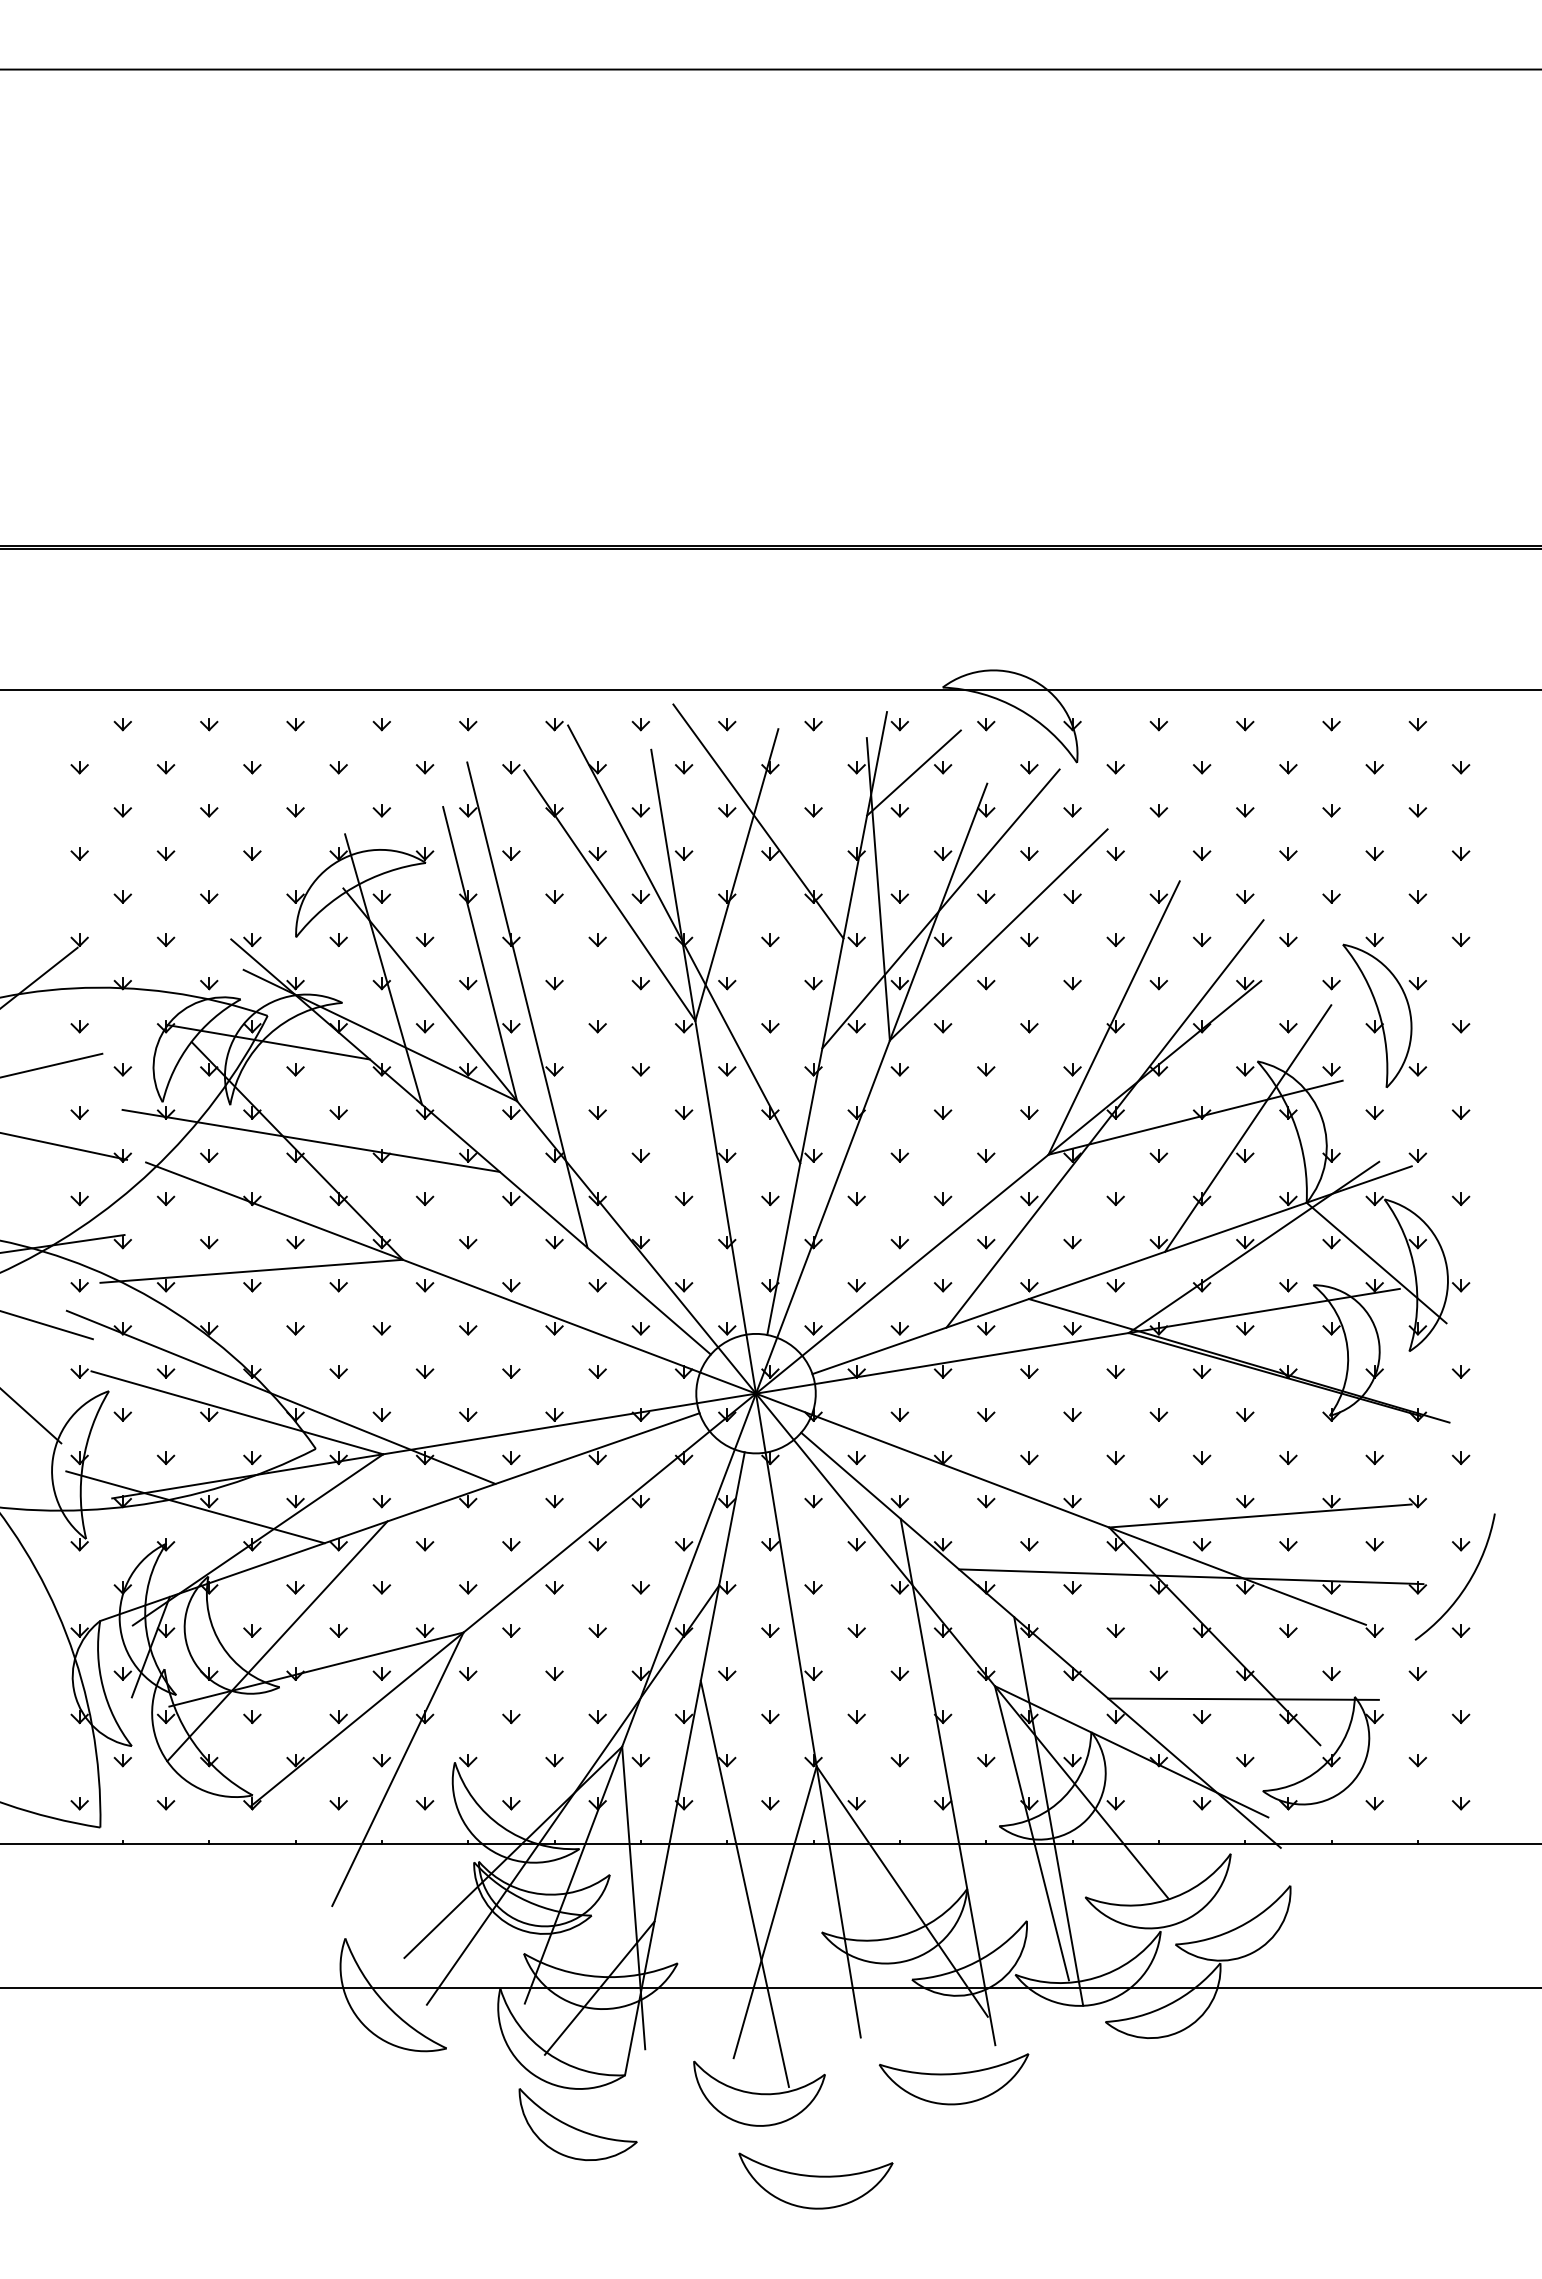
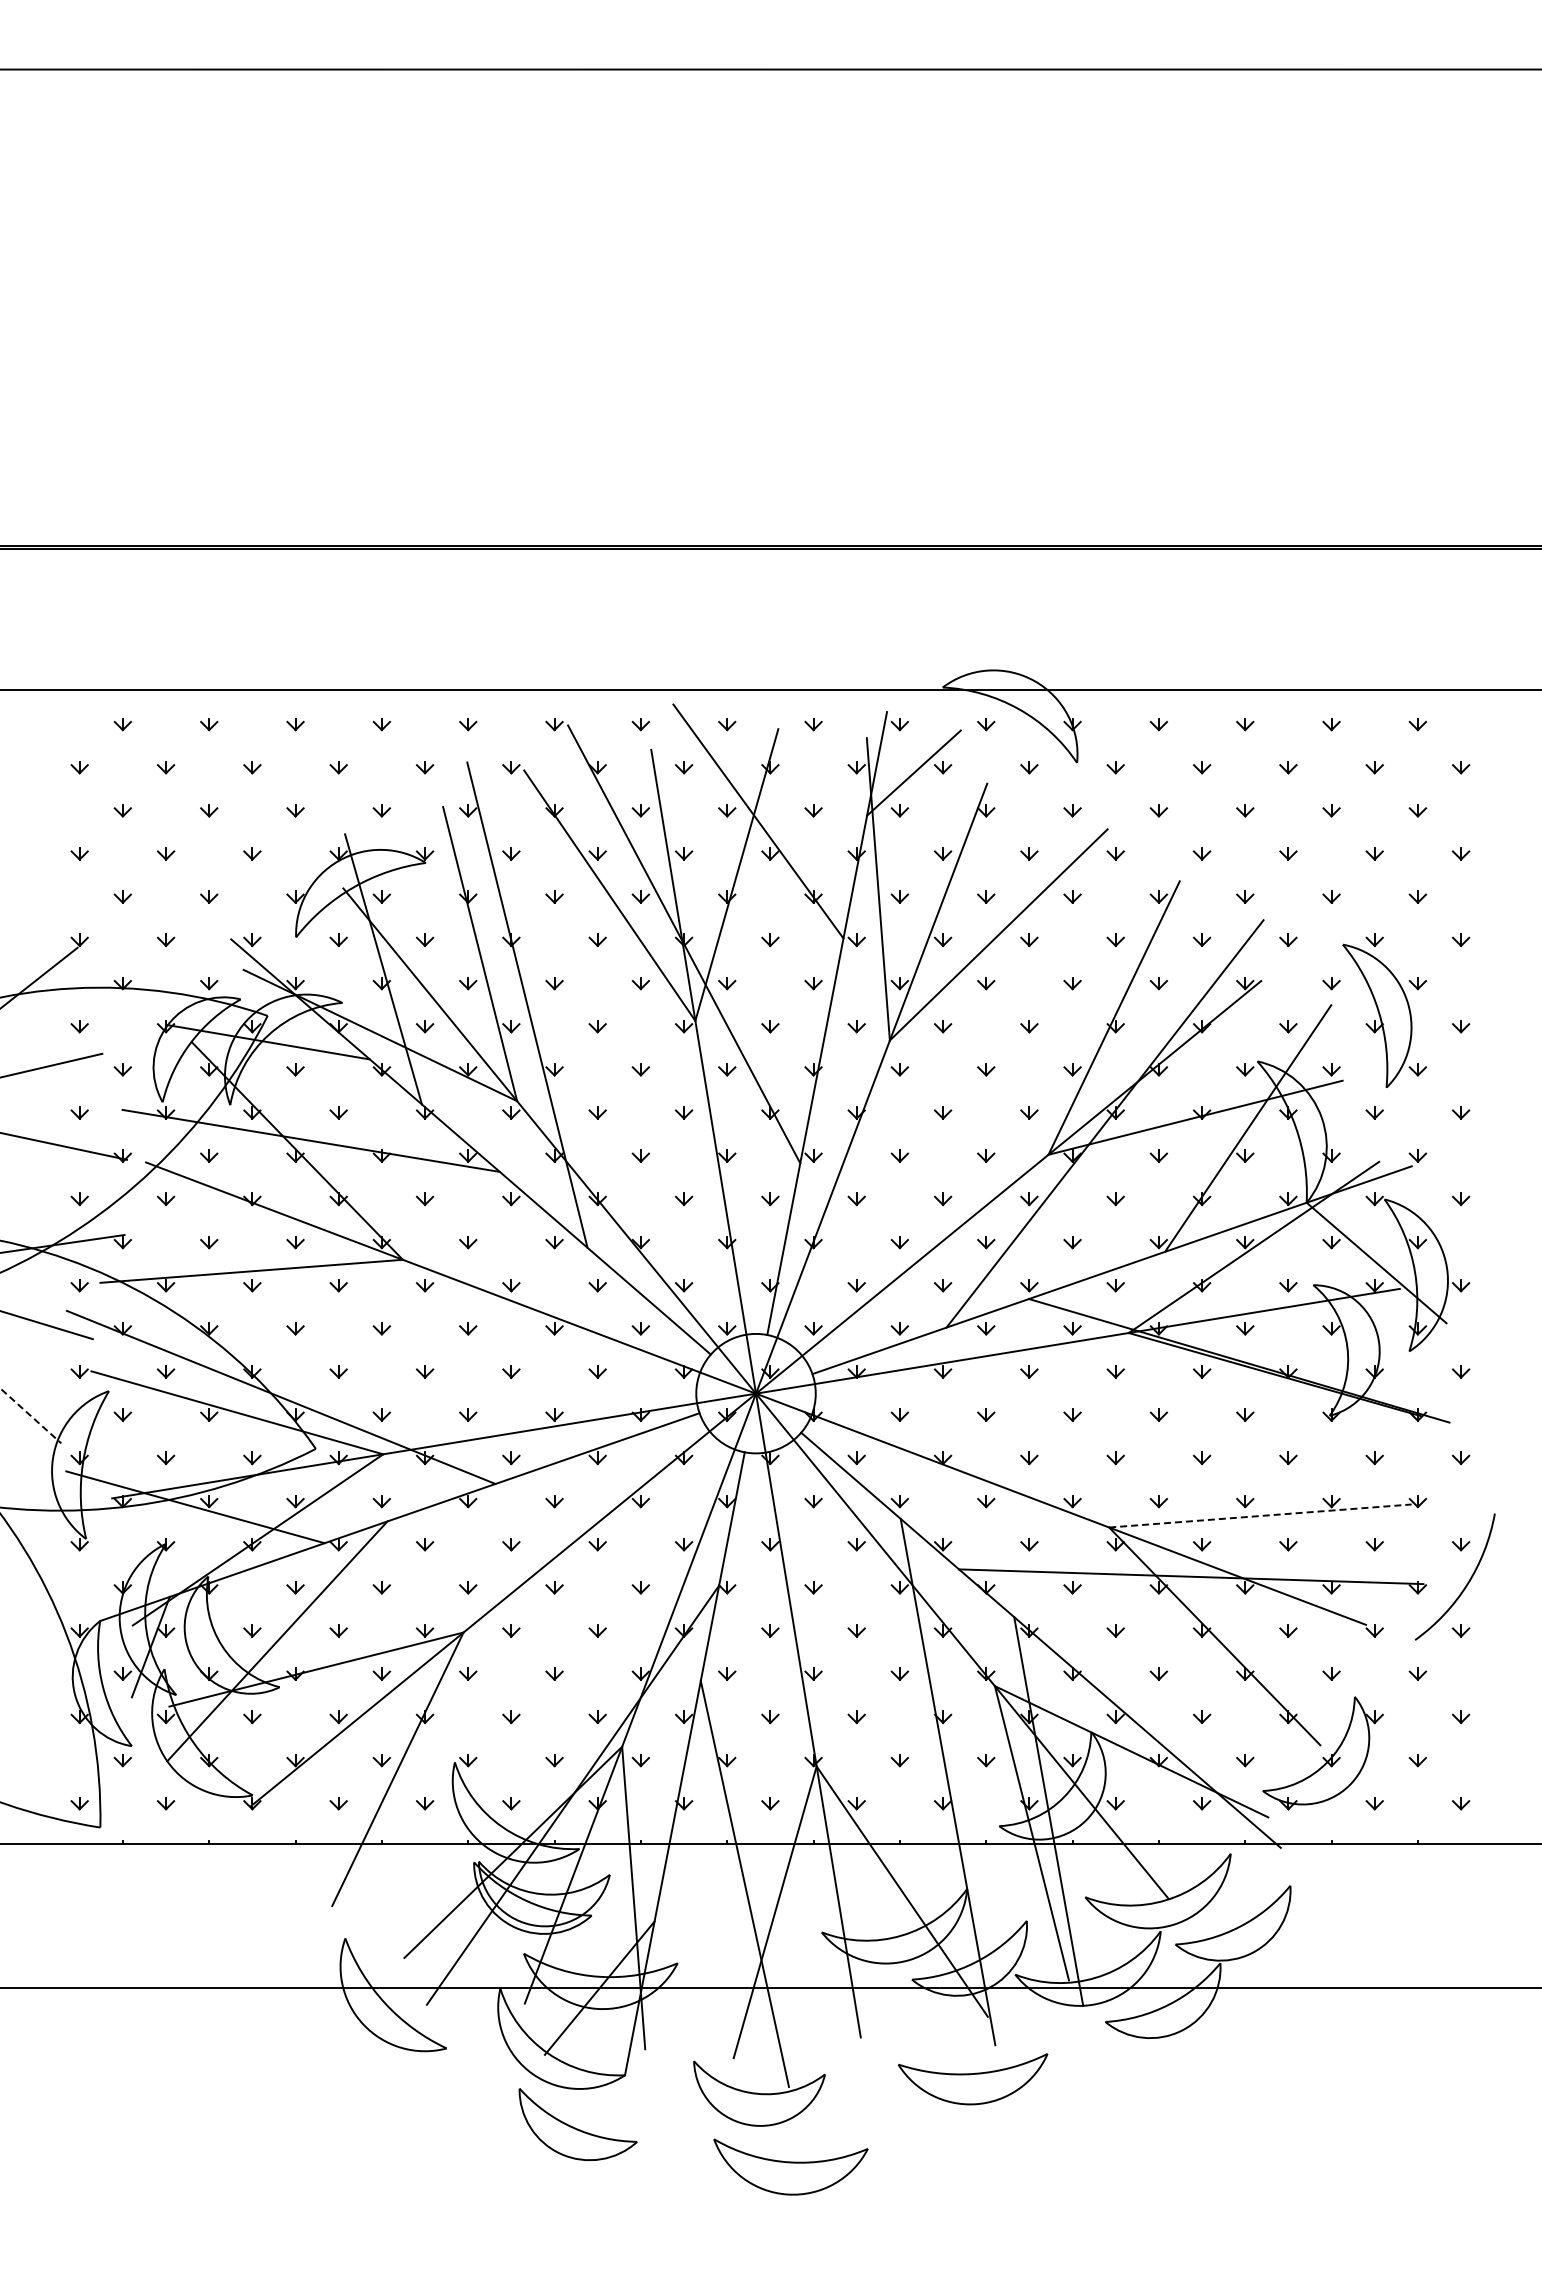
line: present -> none (940, 908)
line: solid -> dashed (30, 1415)
line: solid -> dashed (1260, 1516)
line: present -> none (1243, 1698)
part position: (953, 2079) -> (972, 2079) (972, 2079)
part position: (815, 2180) -> (790, 2166) (790, 2166)
